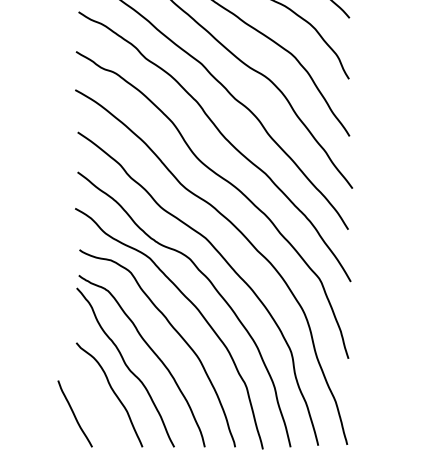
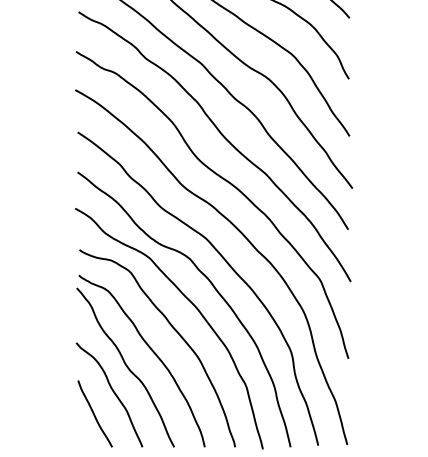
curve position: (74, 413) -> (94, 413) (94, 413)
